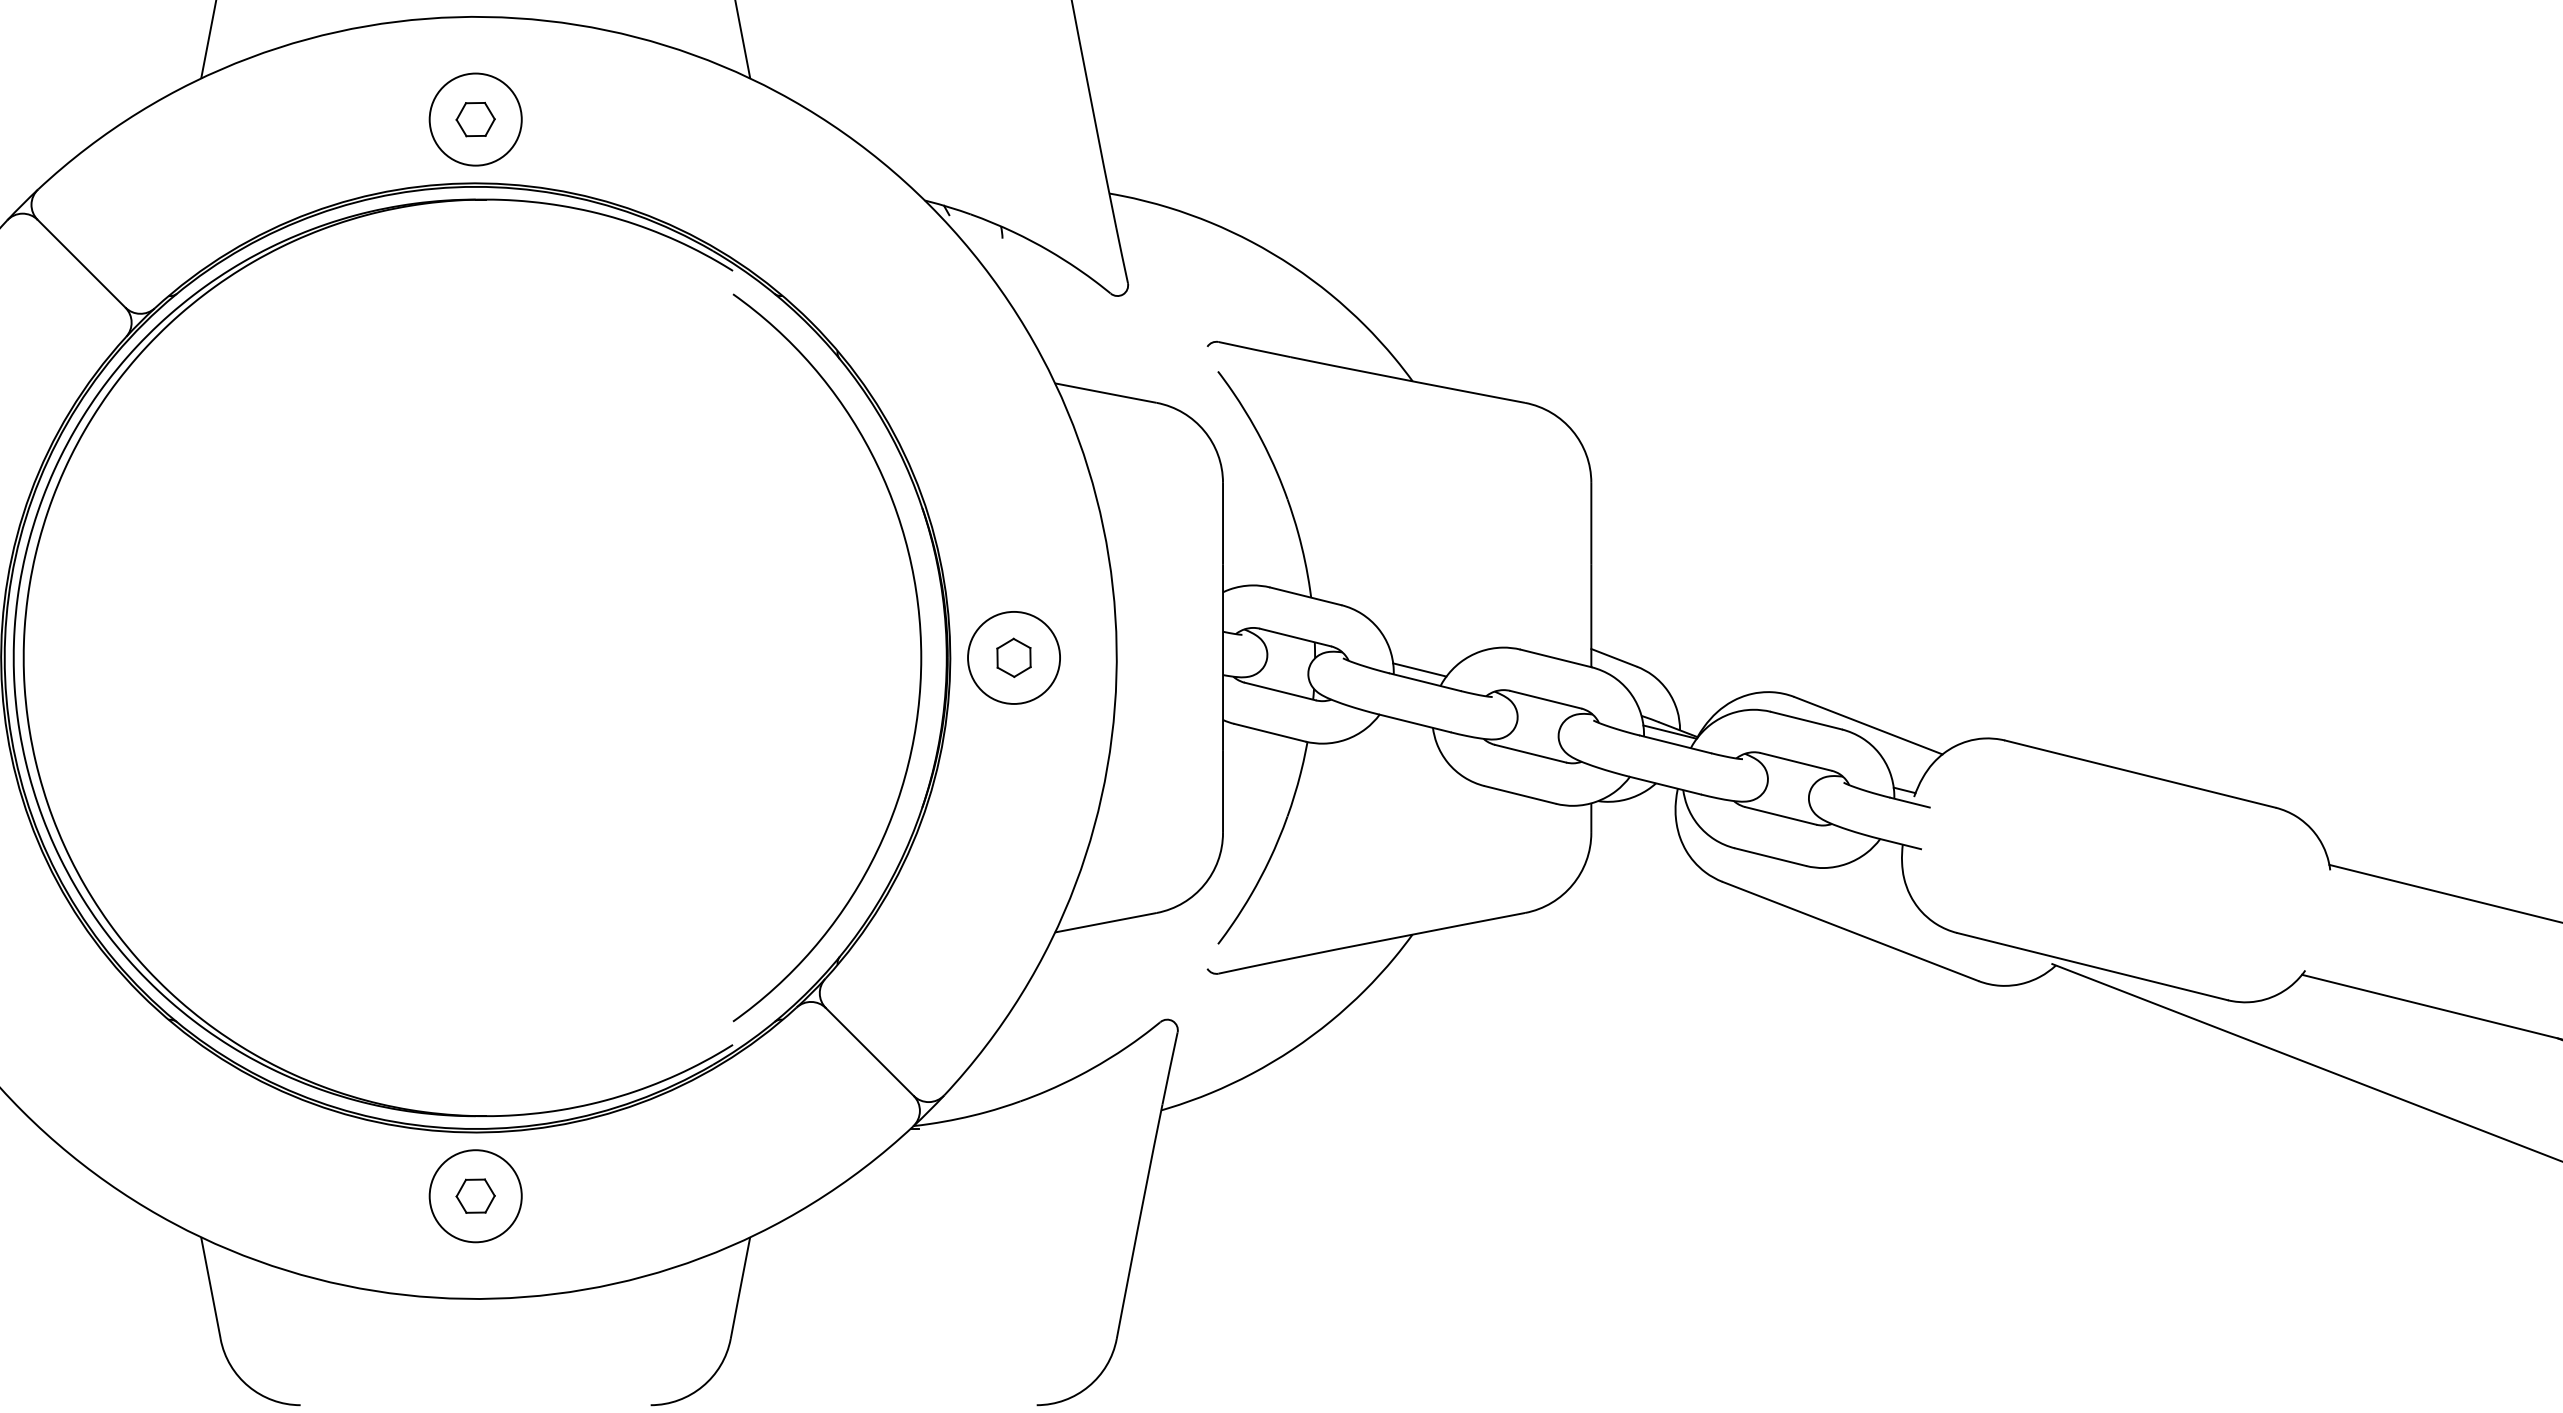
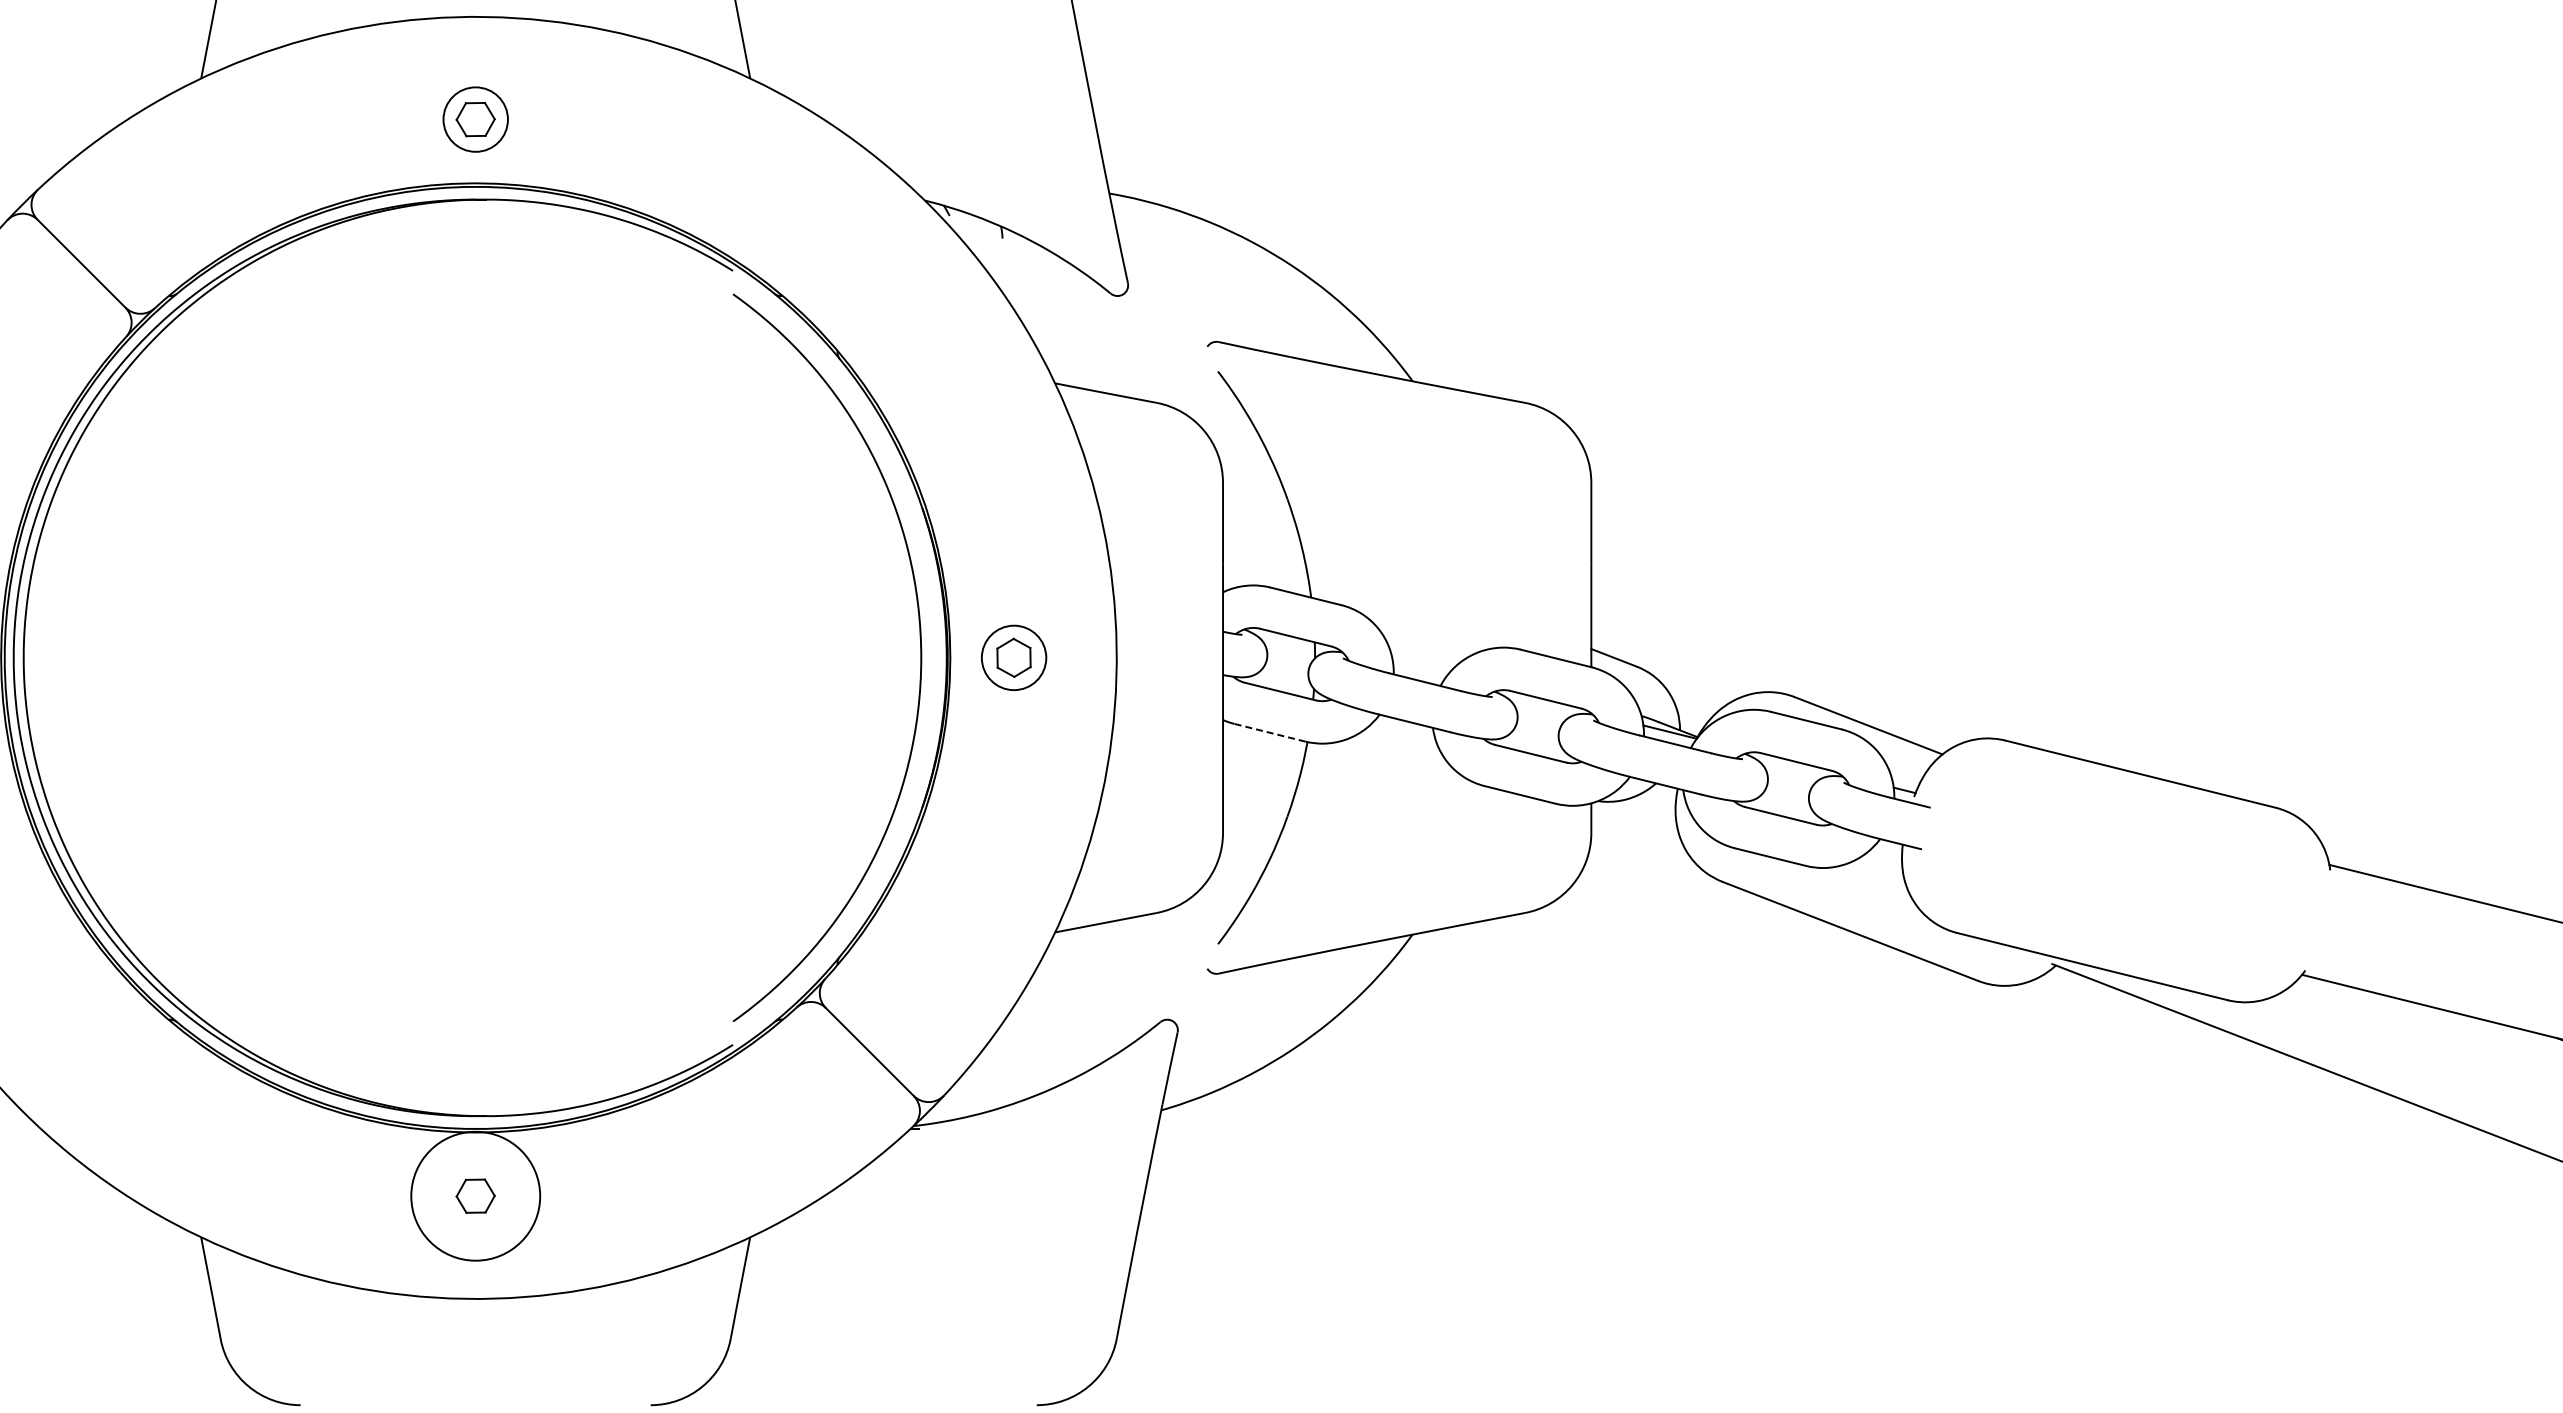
circle diameter: 92 px -> 64 px (475, 119)
circle diameter: 92 px -> 64 px (1013, 657)
line: present -> none (1419, 669)
line: solid -> dashed (1270, 732)
circle diameter: 92 px -> 129 px (475, 1195)
